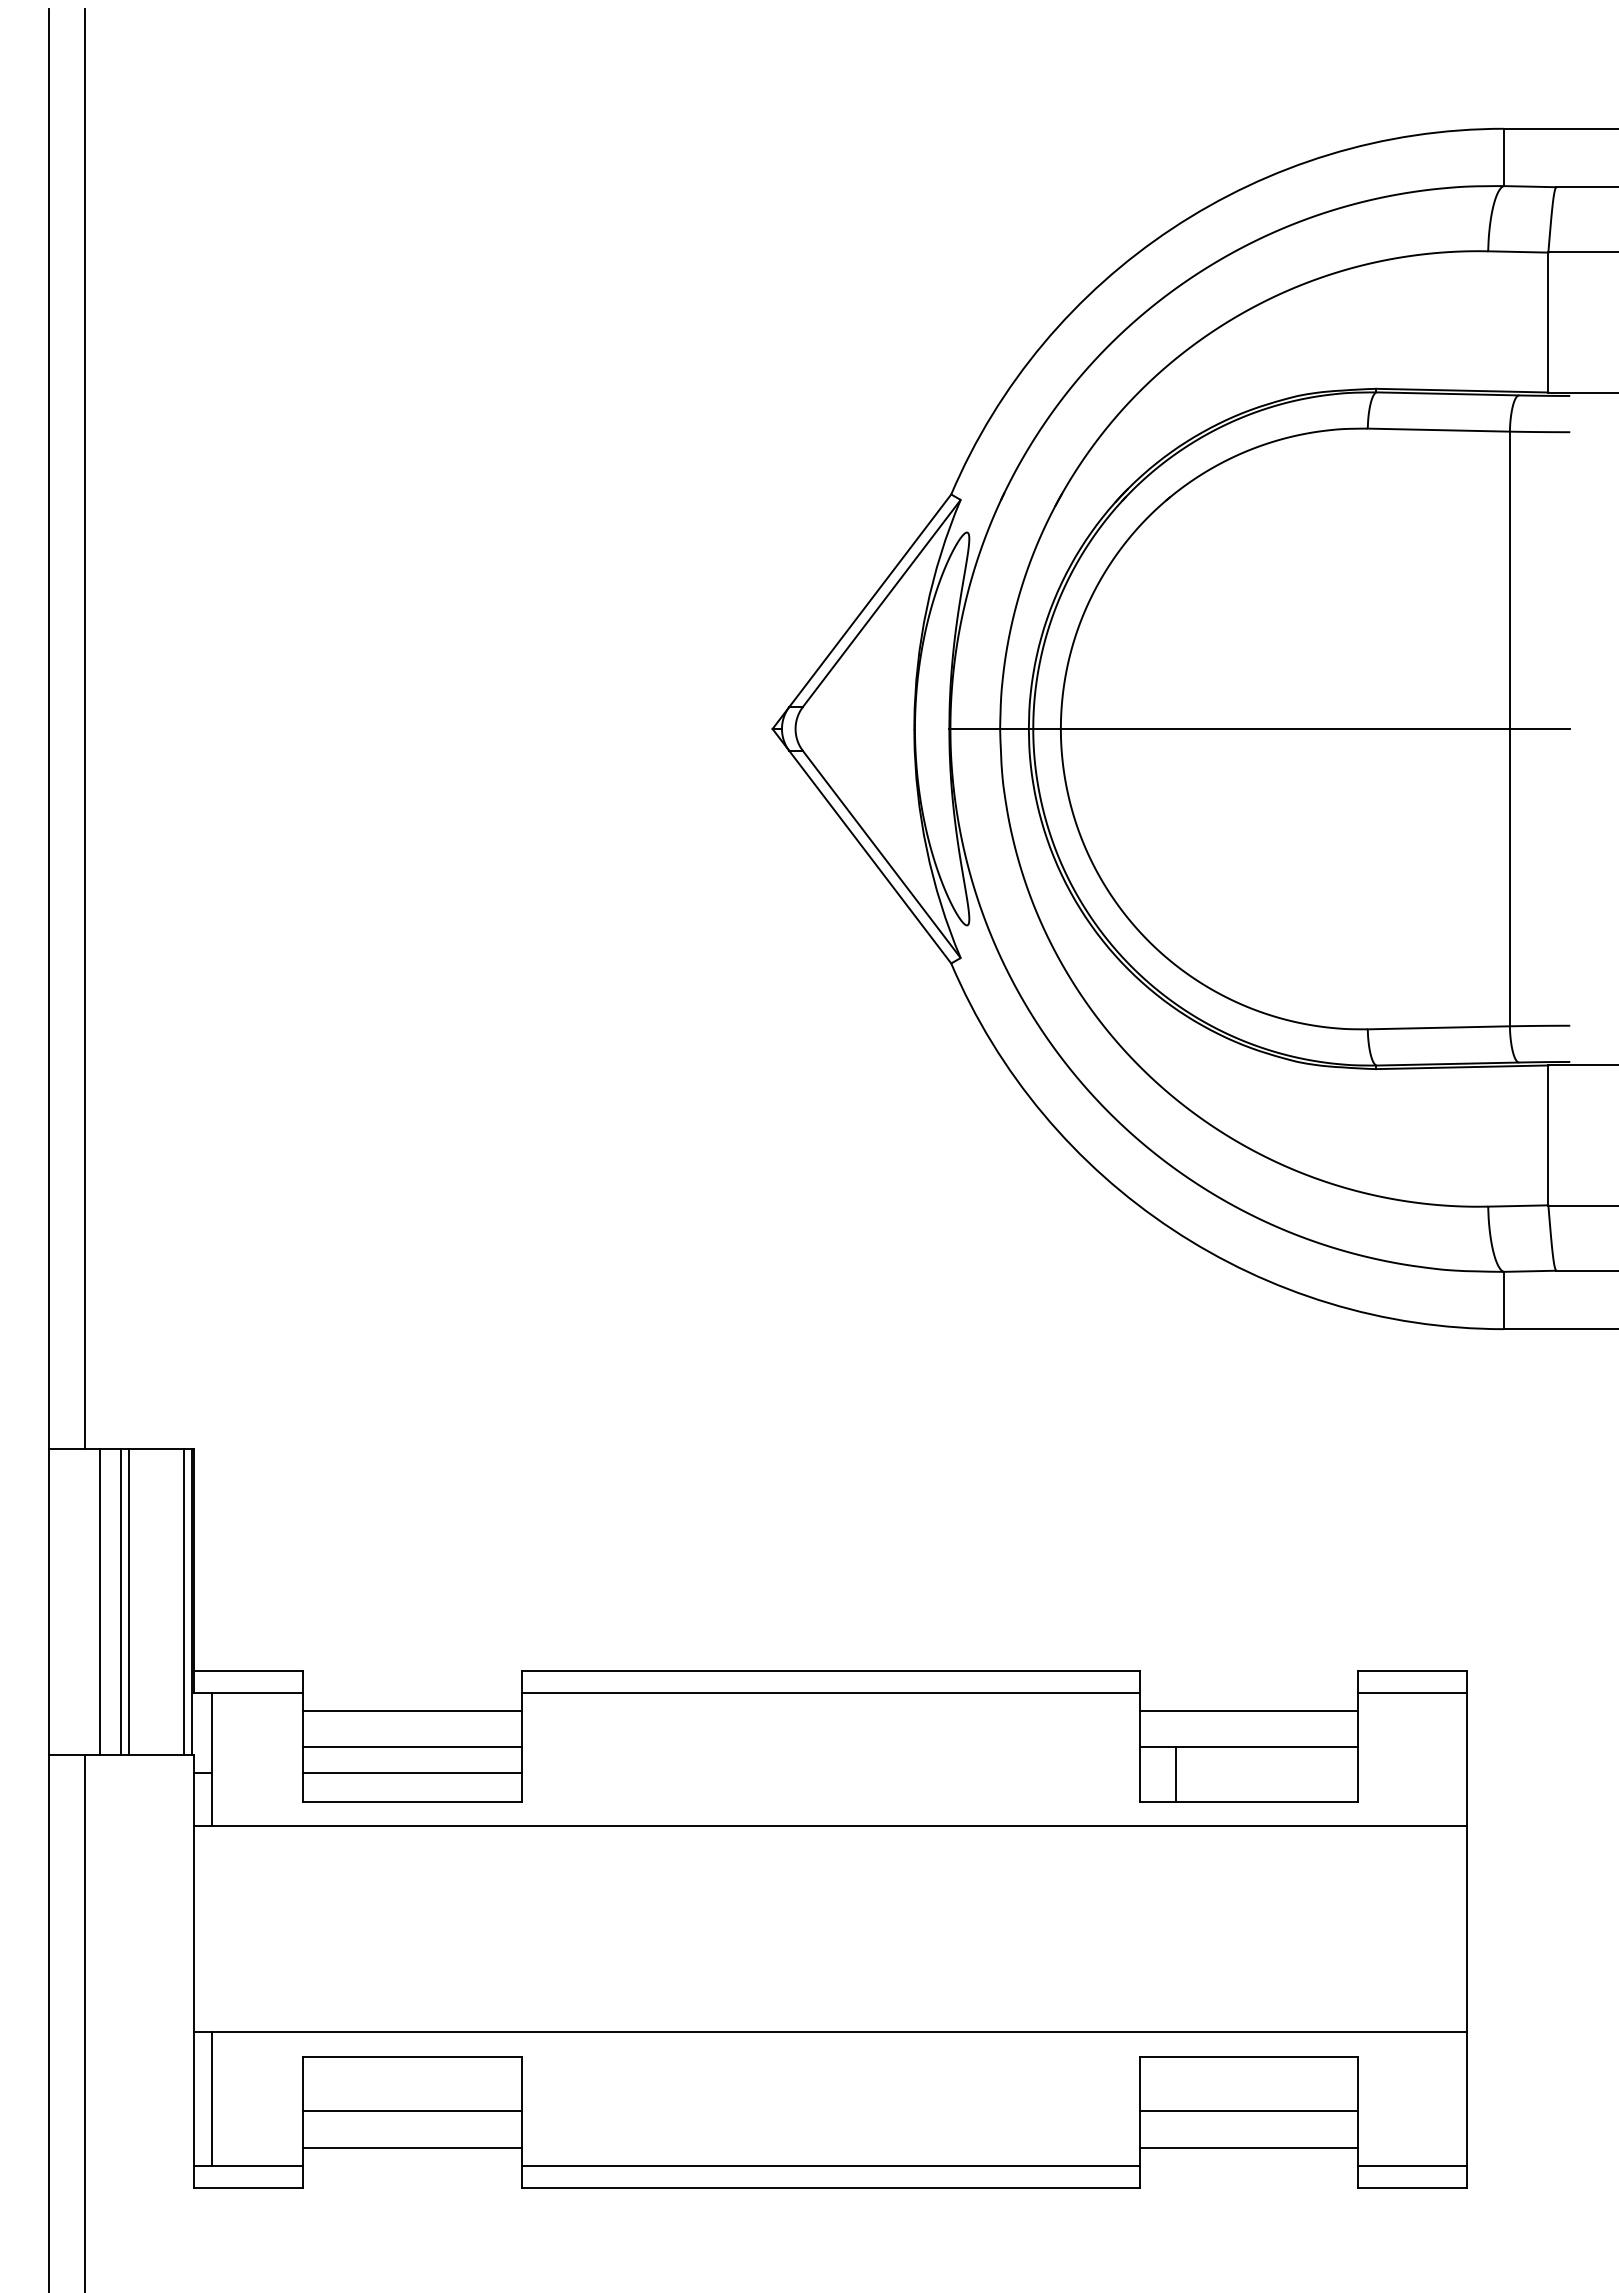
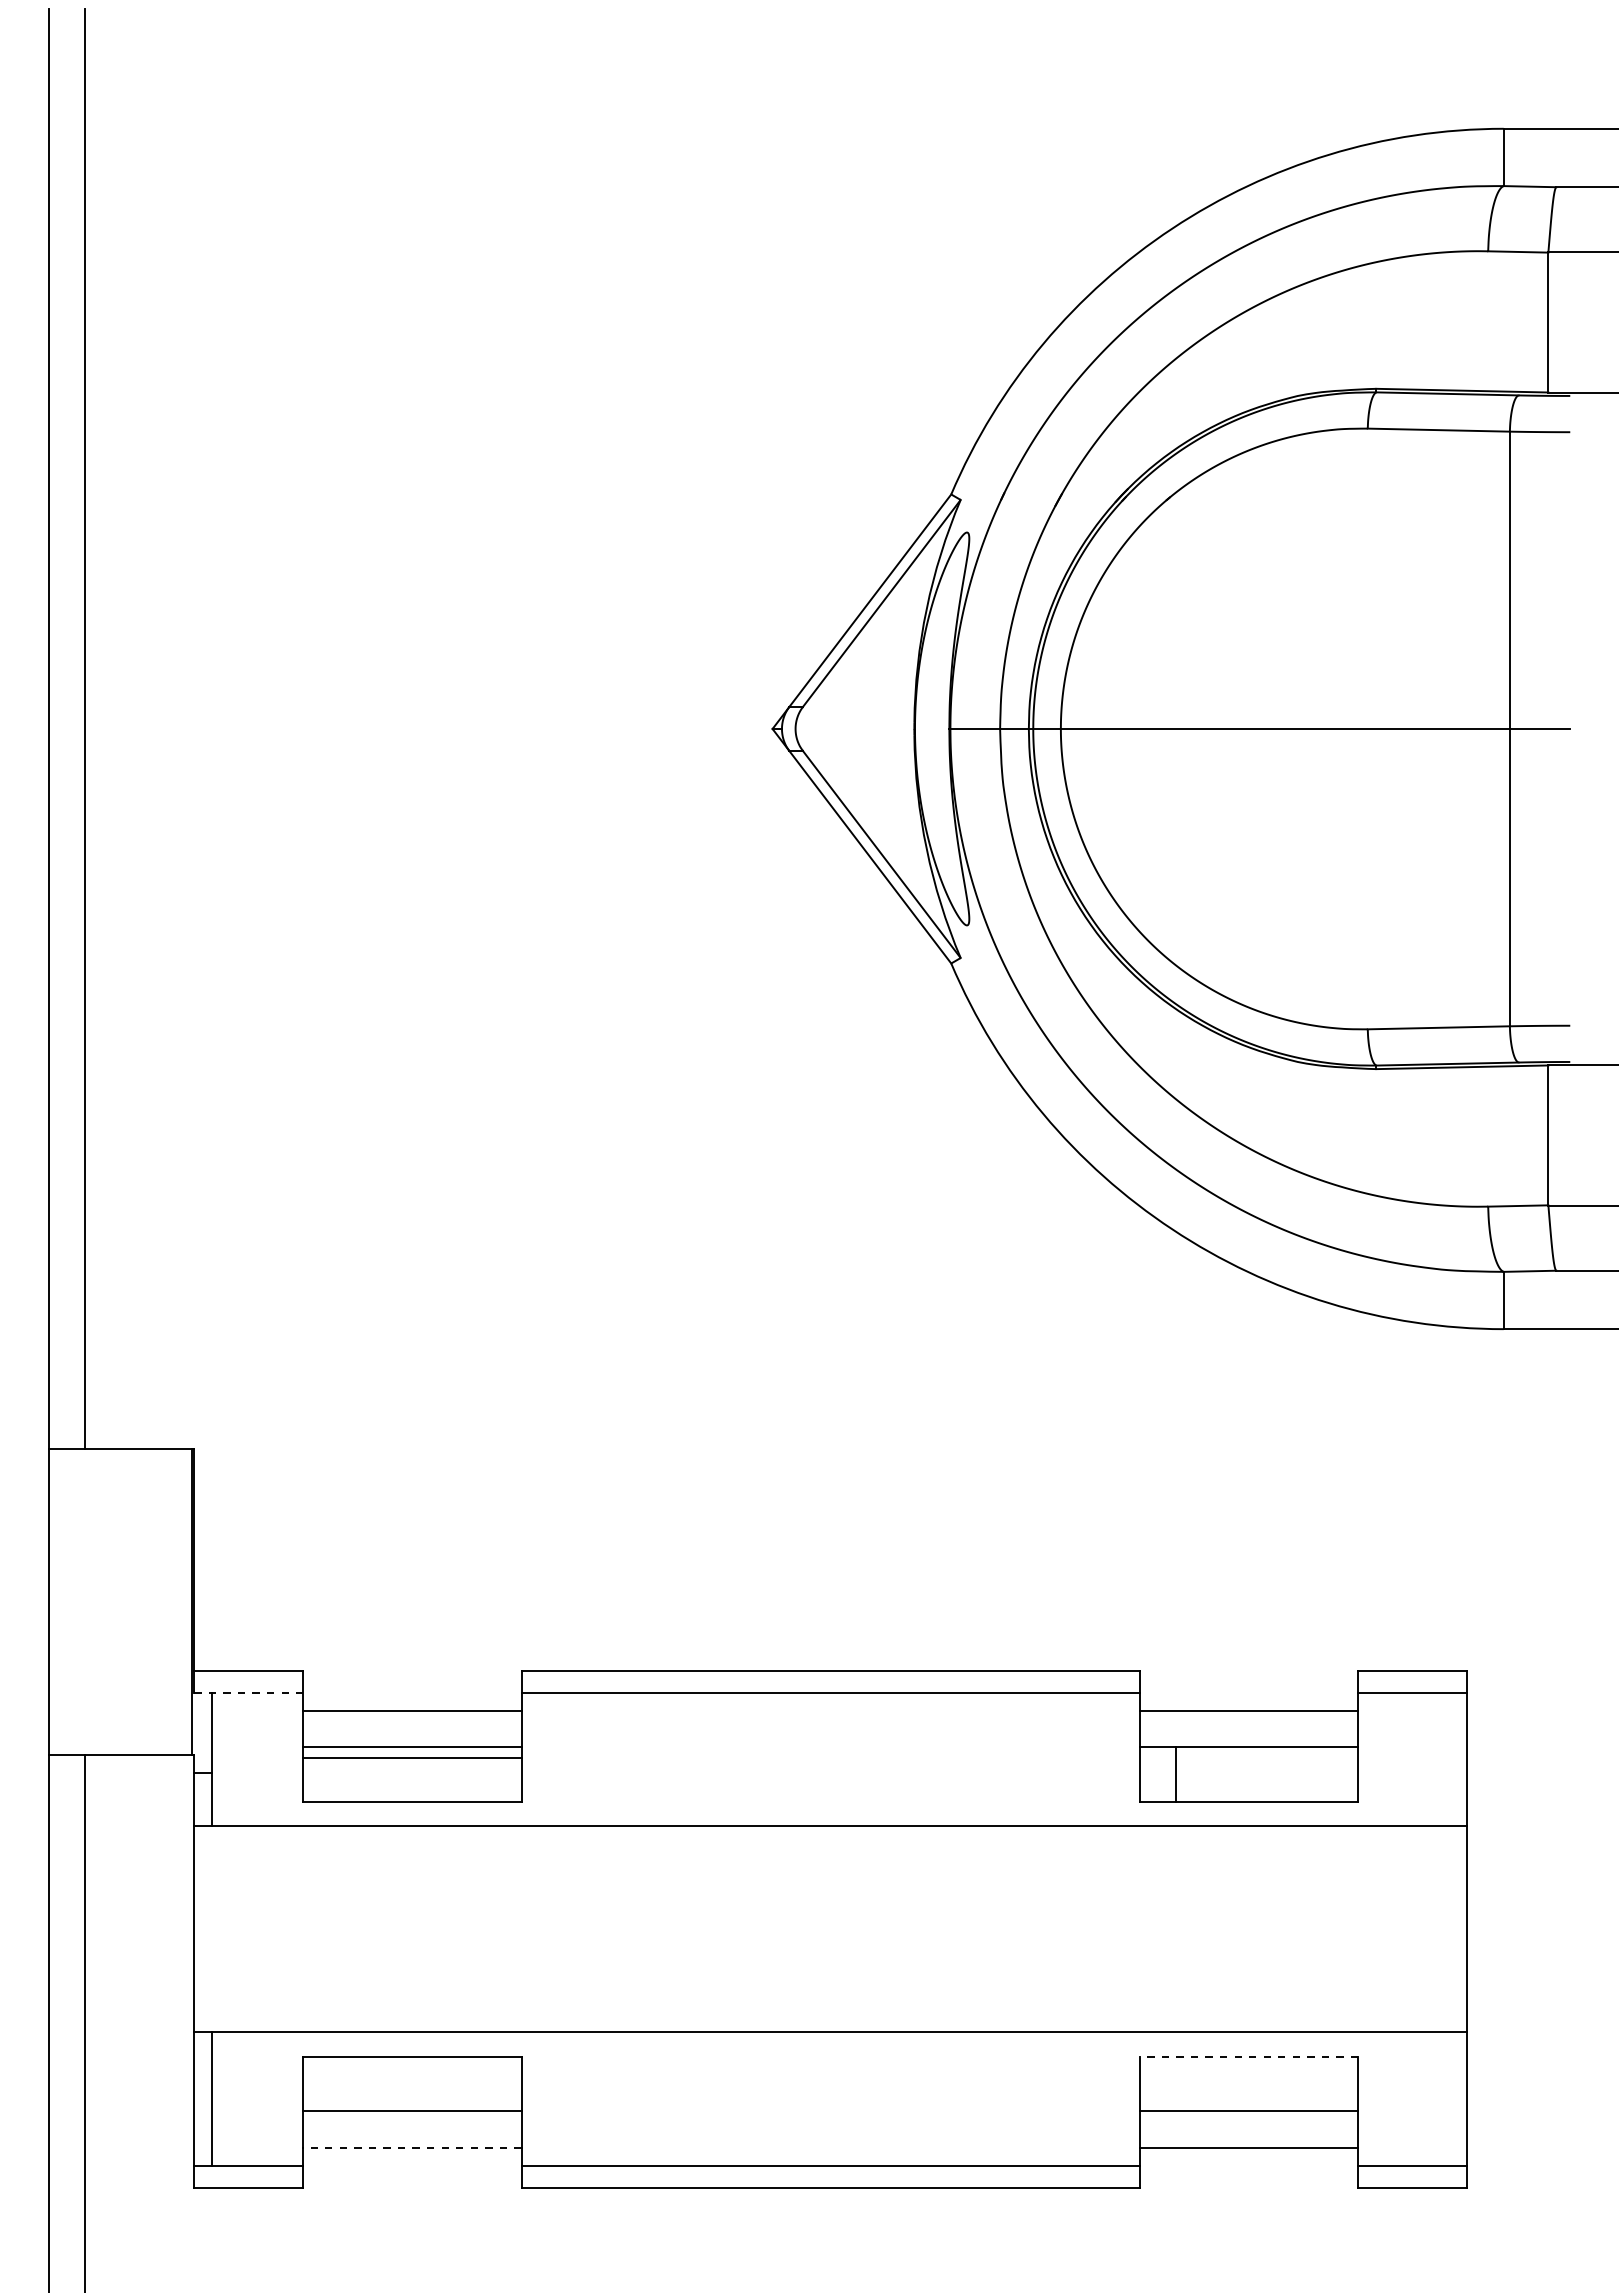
line: present -> none (99, 1601)
line: present -> none (121, 1601)
line: present -> none (128, 1601)
line: present -> none (183, 1601)
line: solid -> dashed (248, 1692)
line position: (412, 1772) -> (412, 1757) (412, 1757)
line: solid -> dashed (1248, 2056)
line: solid -> dashed (411, 2147)
